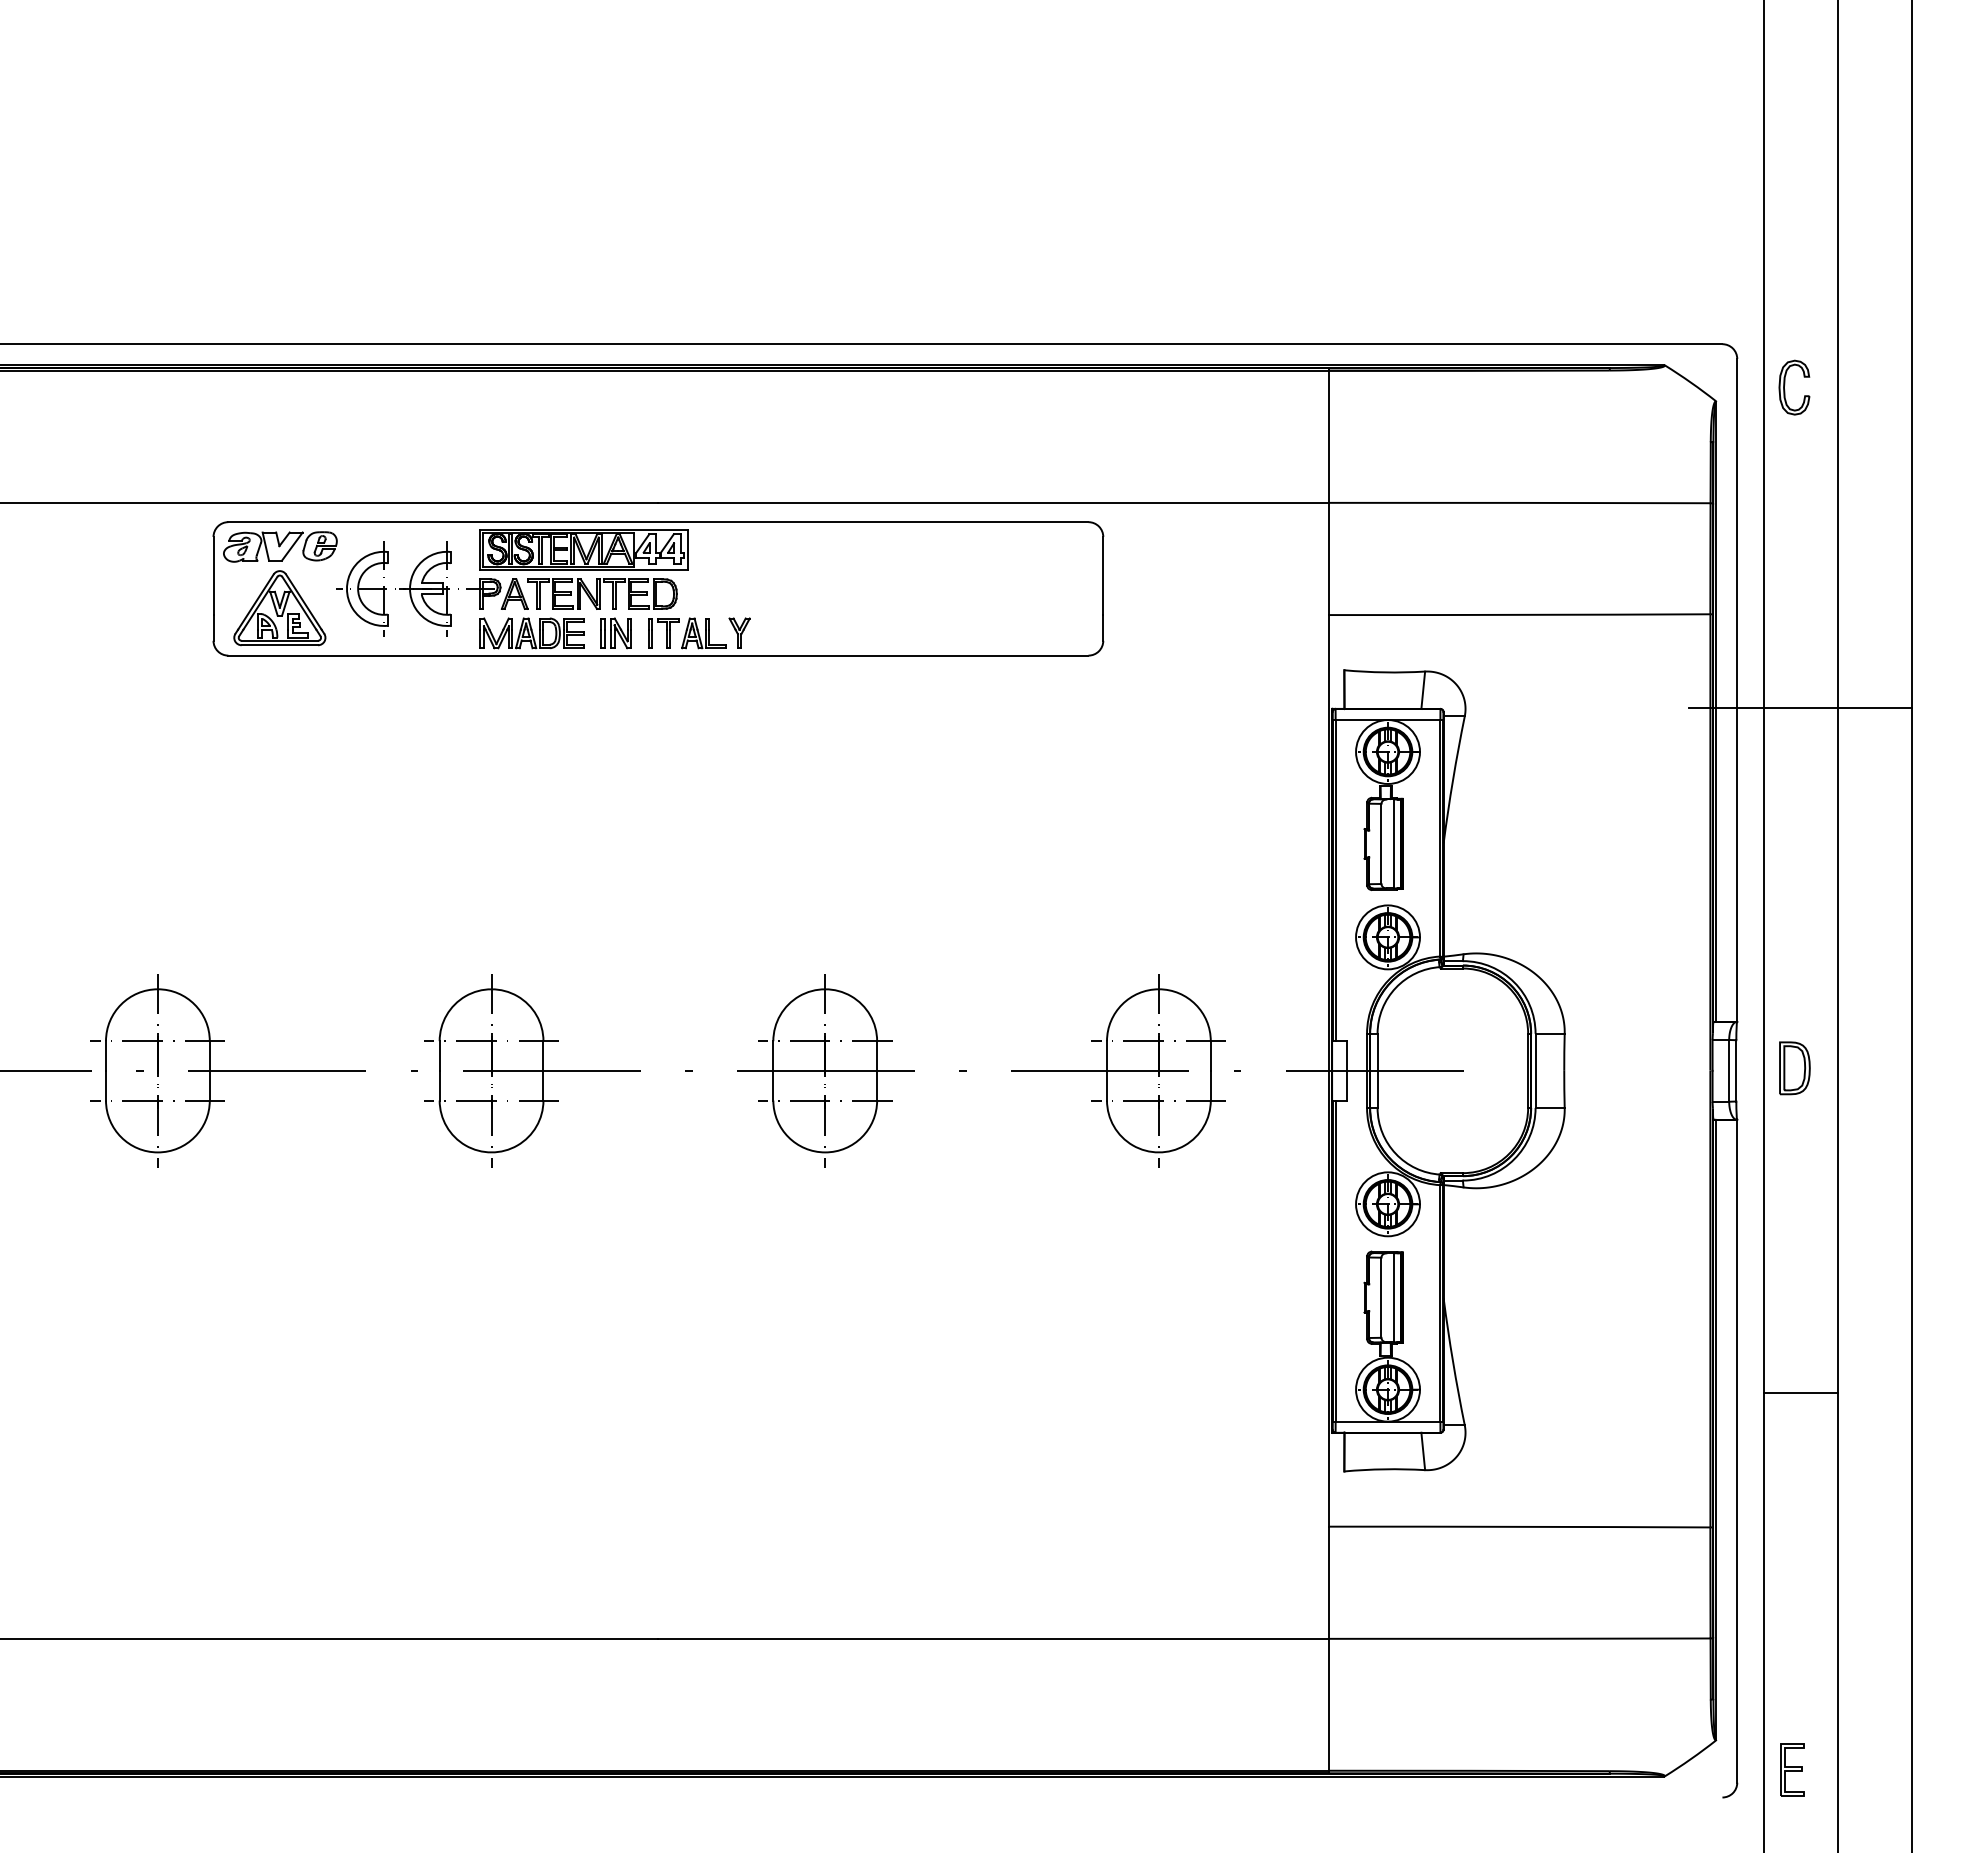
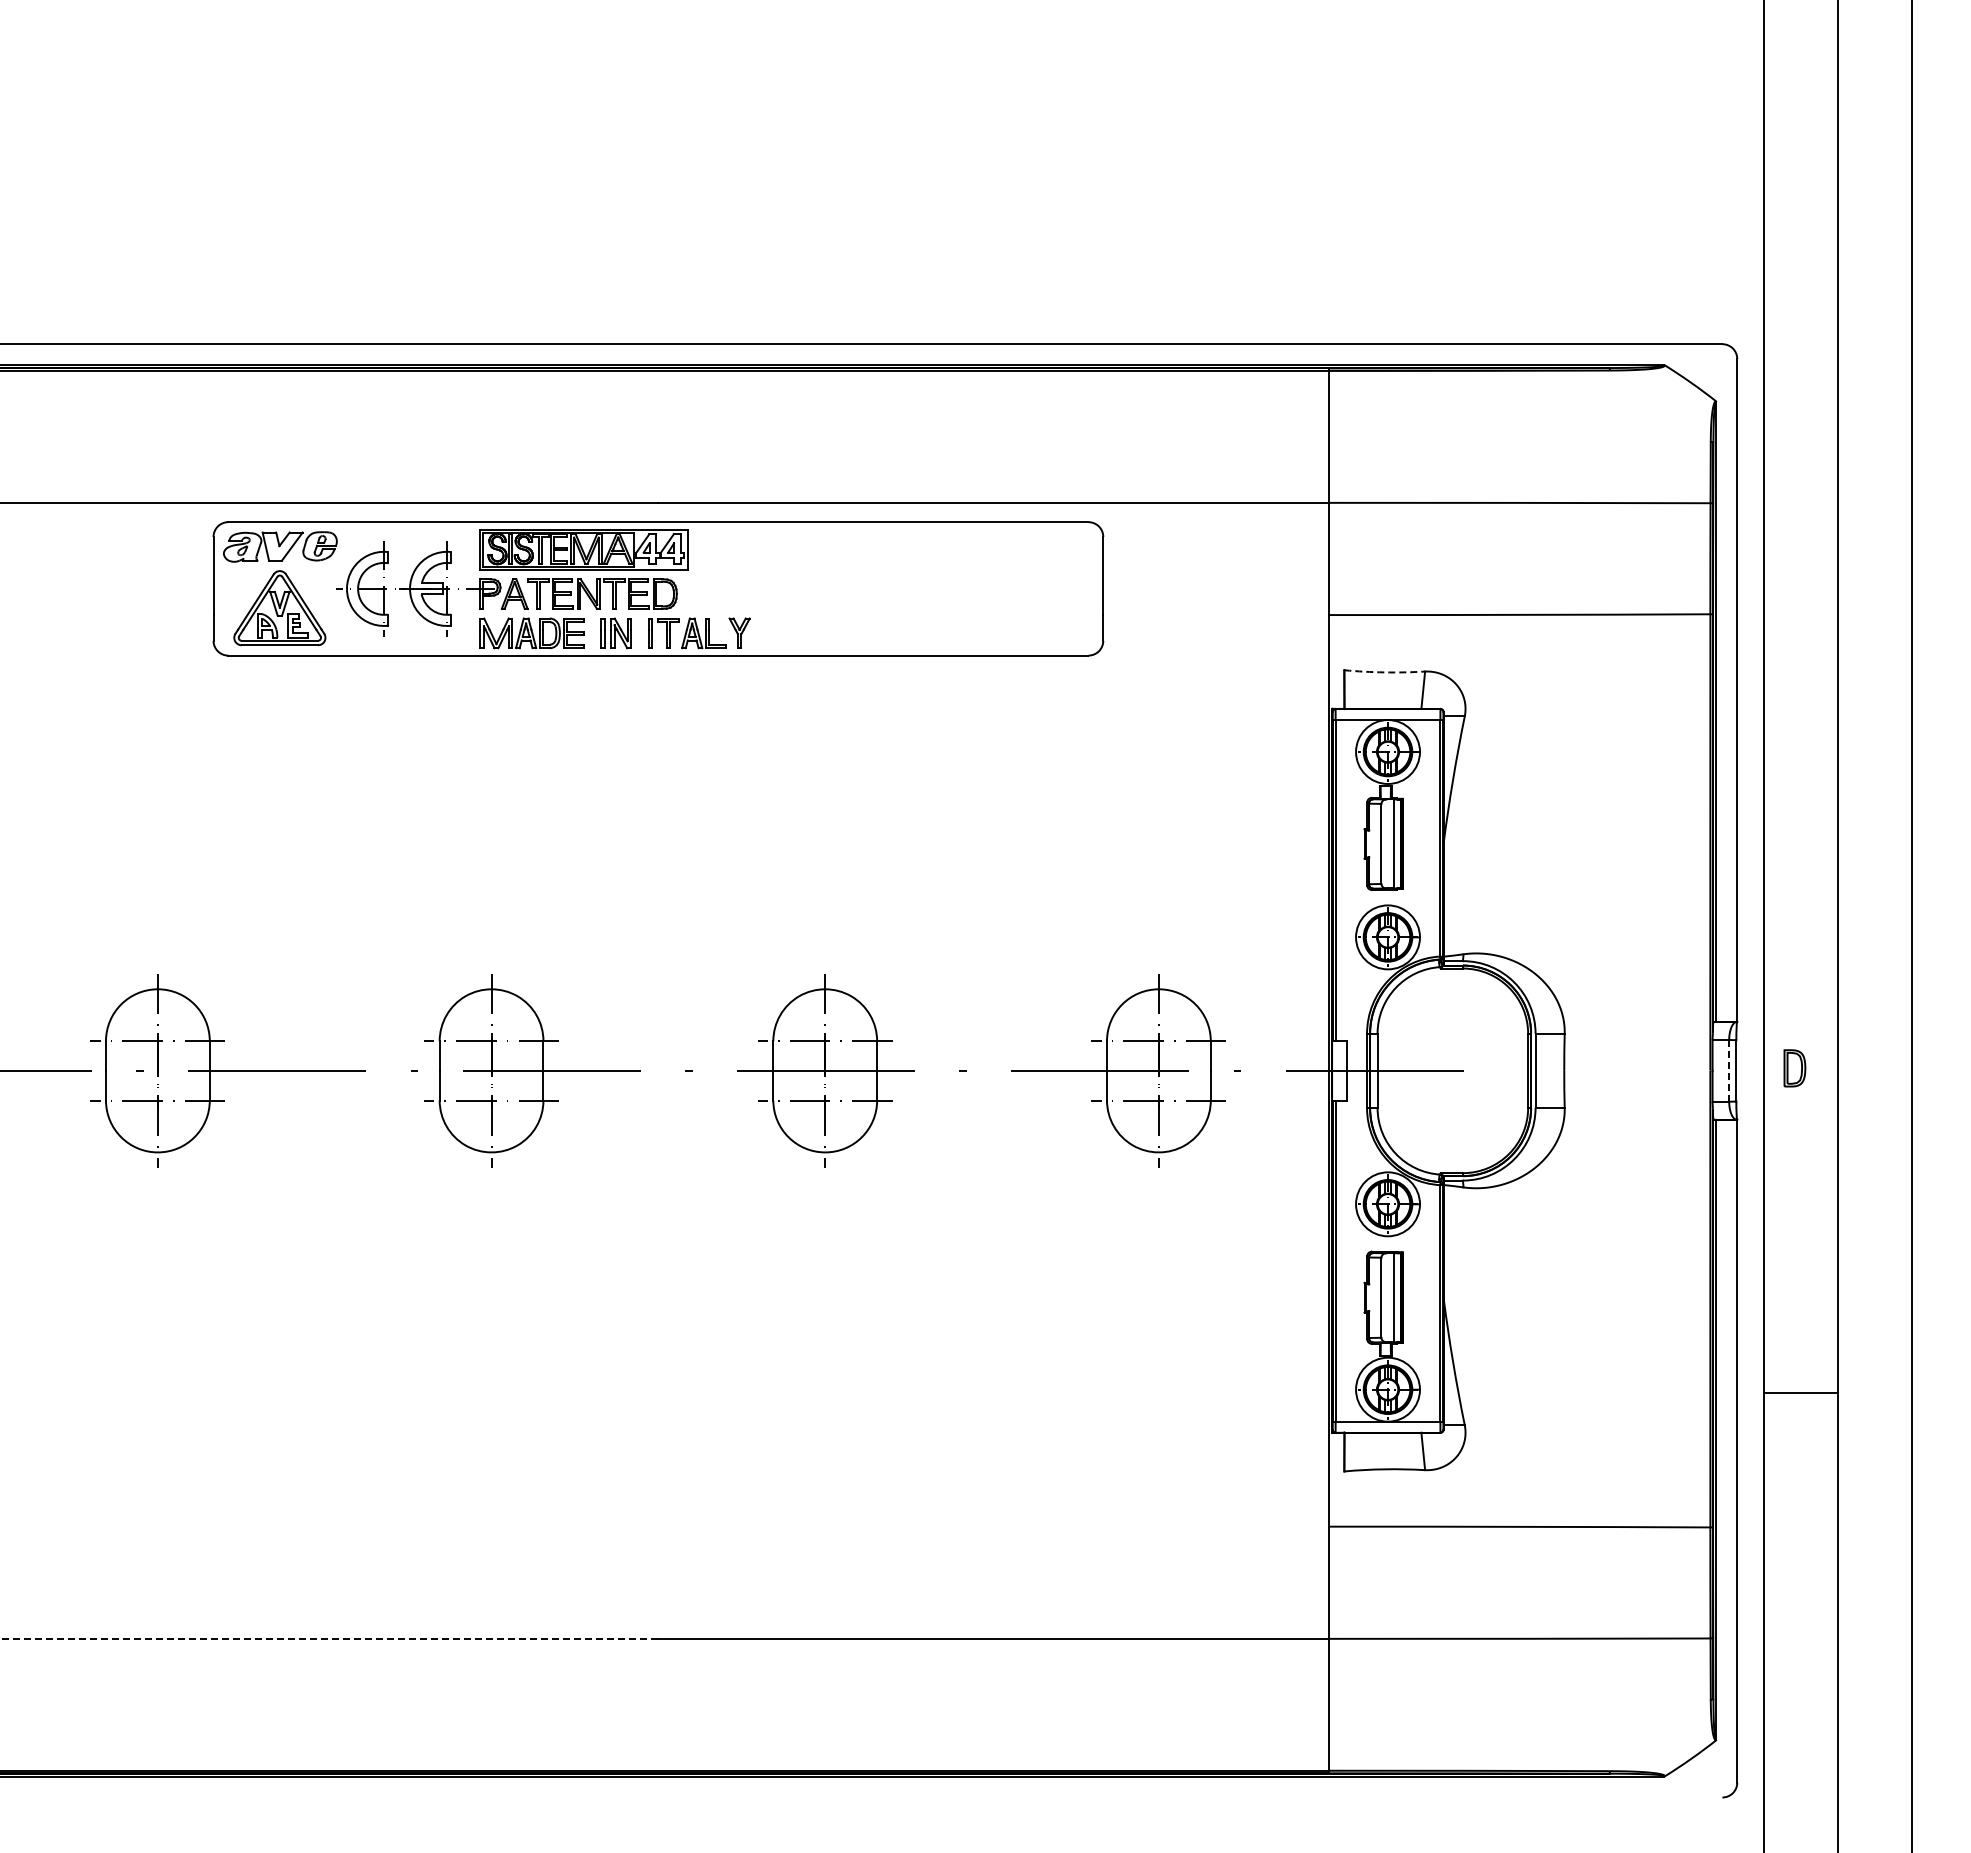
part: present -> none (1785, 385)
arc: solid -> dashed (1384, 672)
line: present -> none (1800, 708)
part size: 32x55 px -> 24x39 px (1794, 1068)
line: solid -> dashed (1729, 1070)
line: solid -> dashed (328, 1638)
part: present -> none (1792, 1769)
